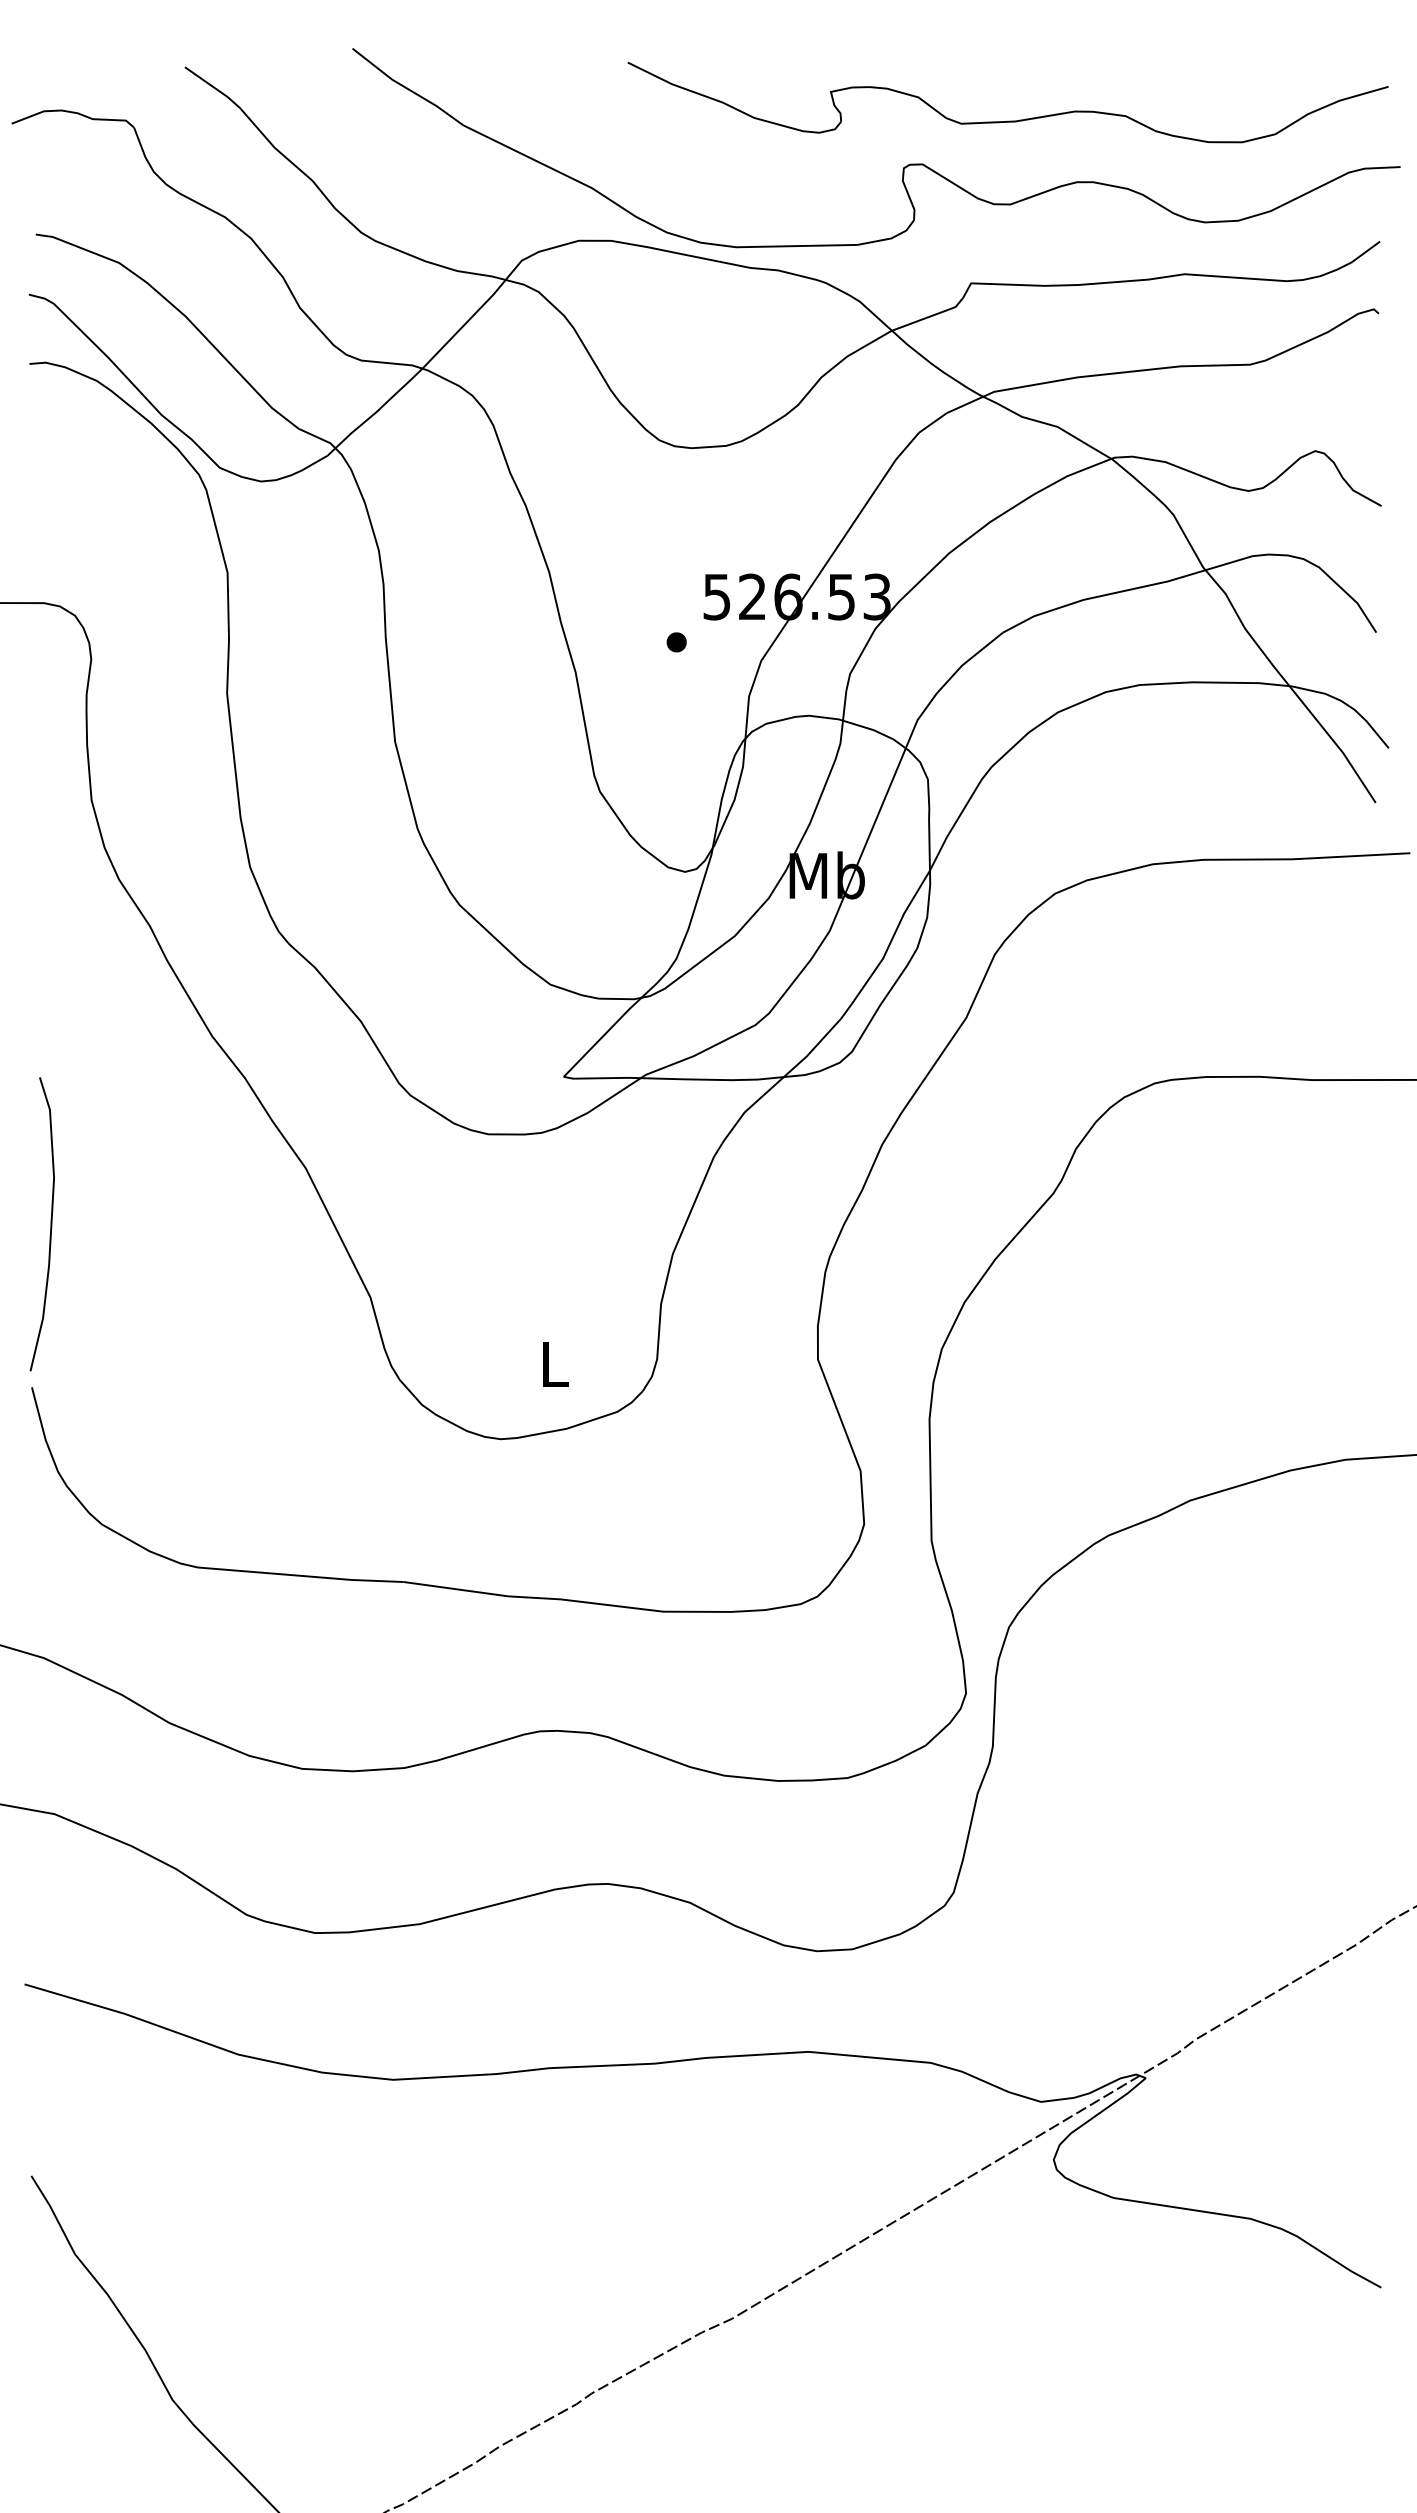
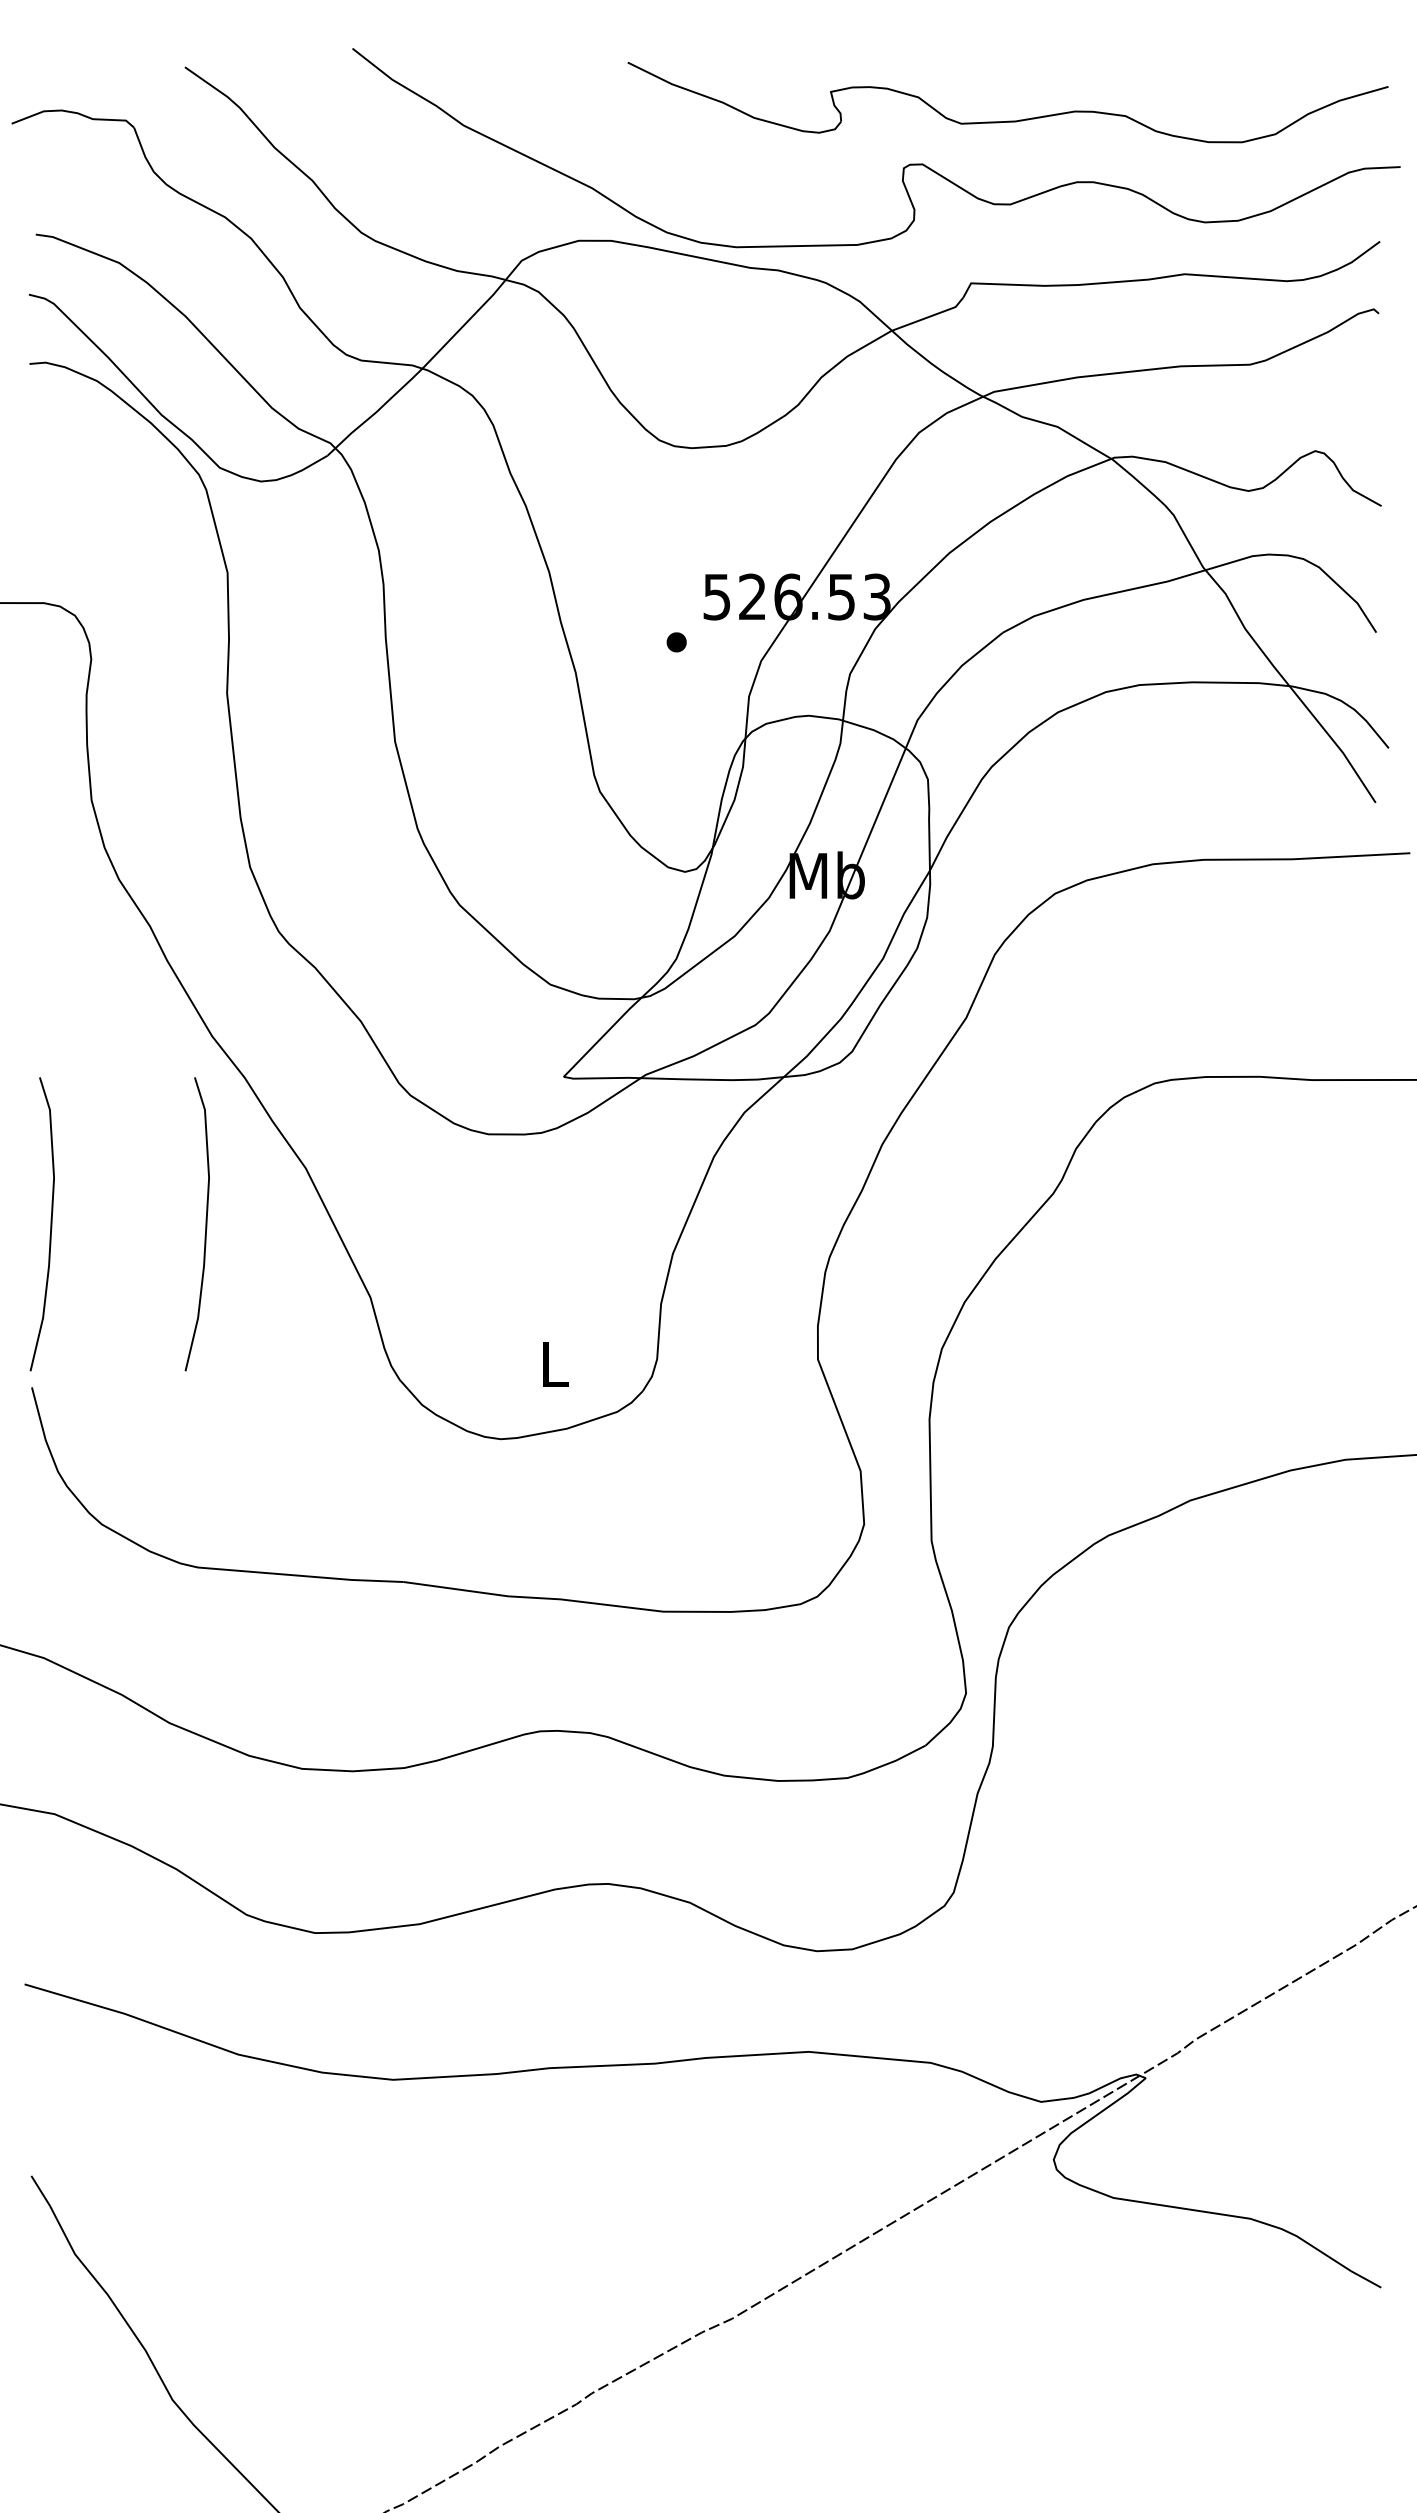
curve: none -> present (205, 1224)
